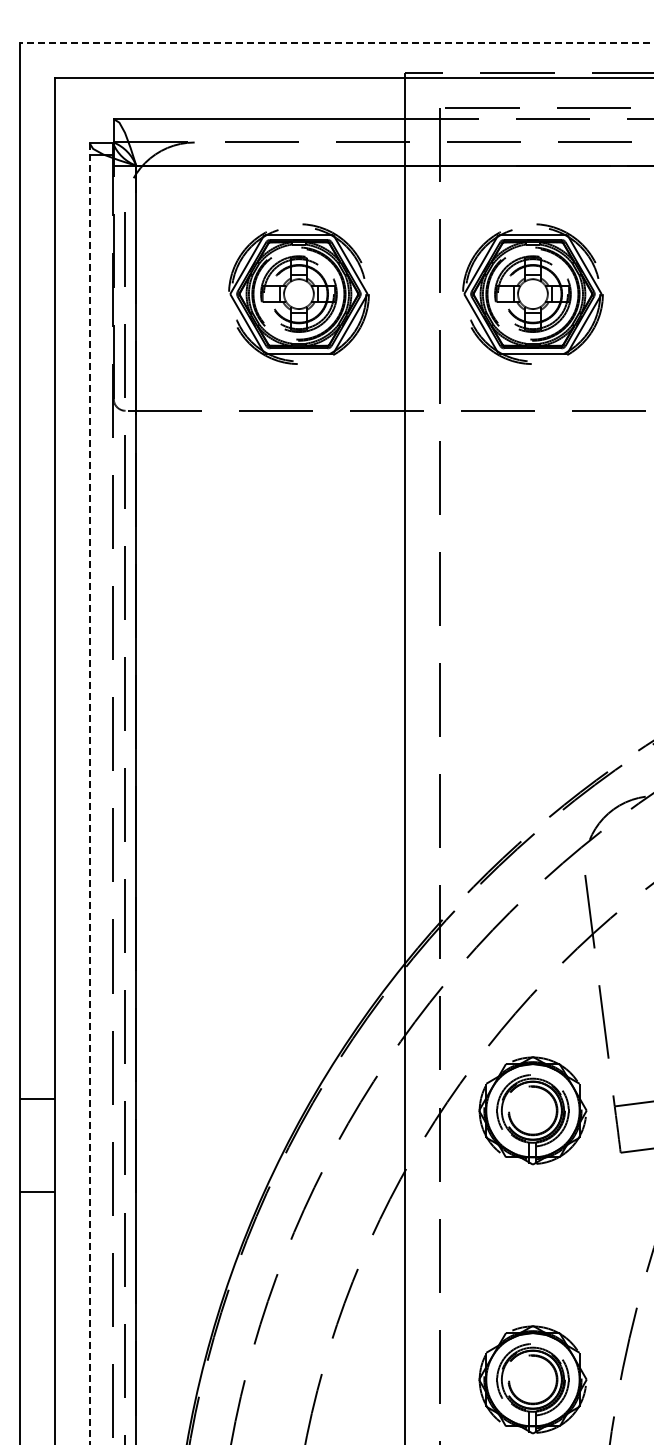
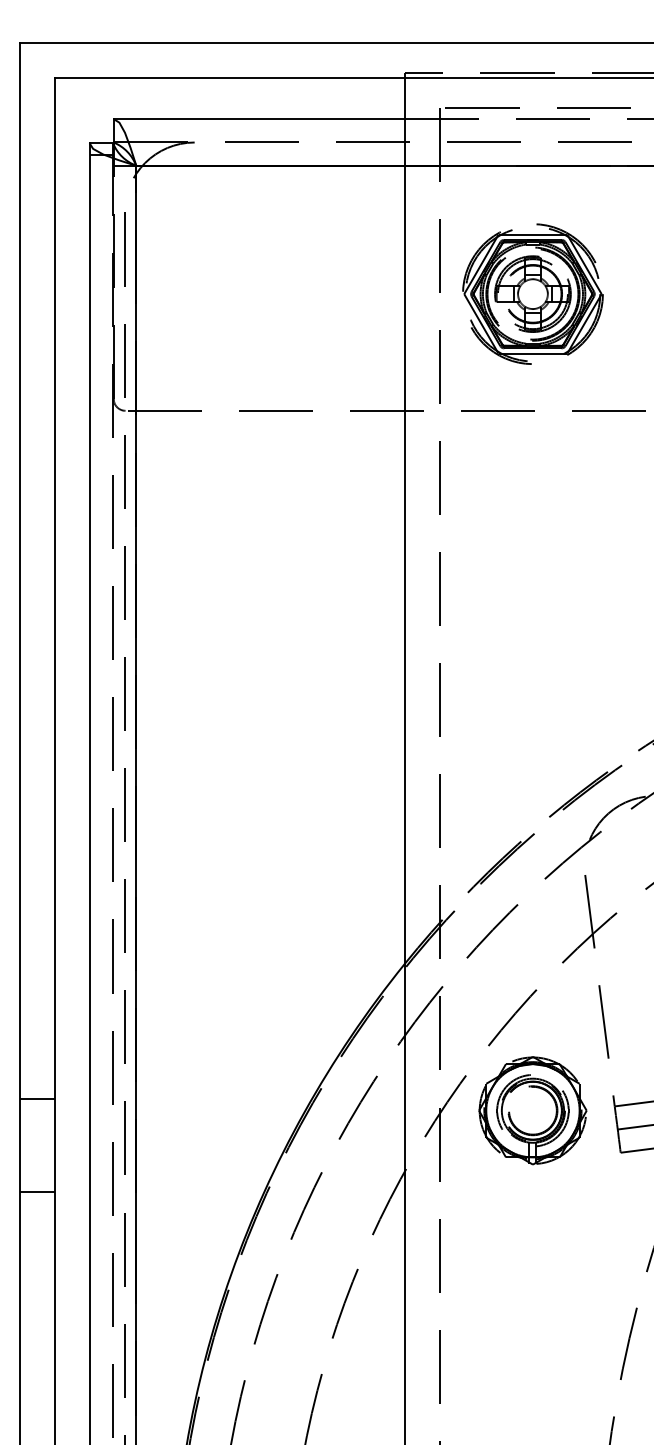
line: dashed -> solid (335, 43)
part: present -> none (298, 293)
line: dashed -> solid (89, 794)
line: none -> present (633, 1127)
part: present -> none (532, 1379)
